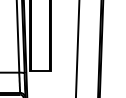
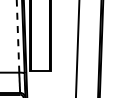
line: solid -> dashed (18, 35)
